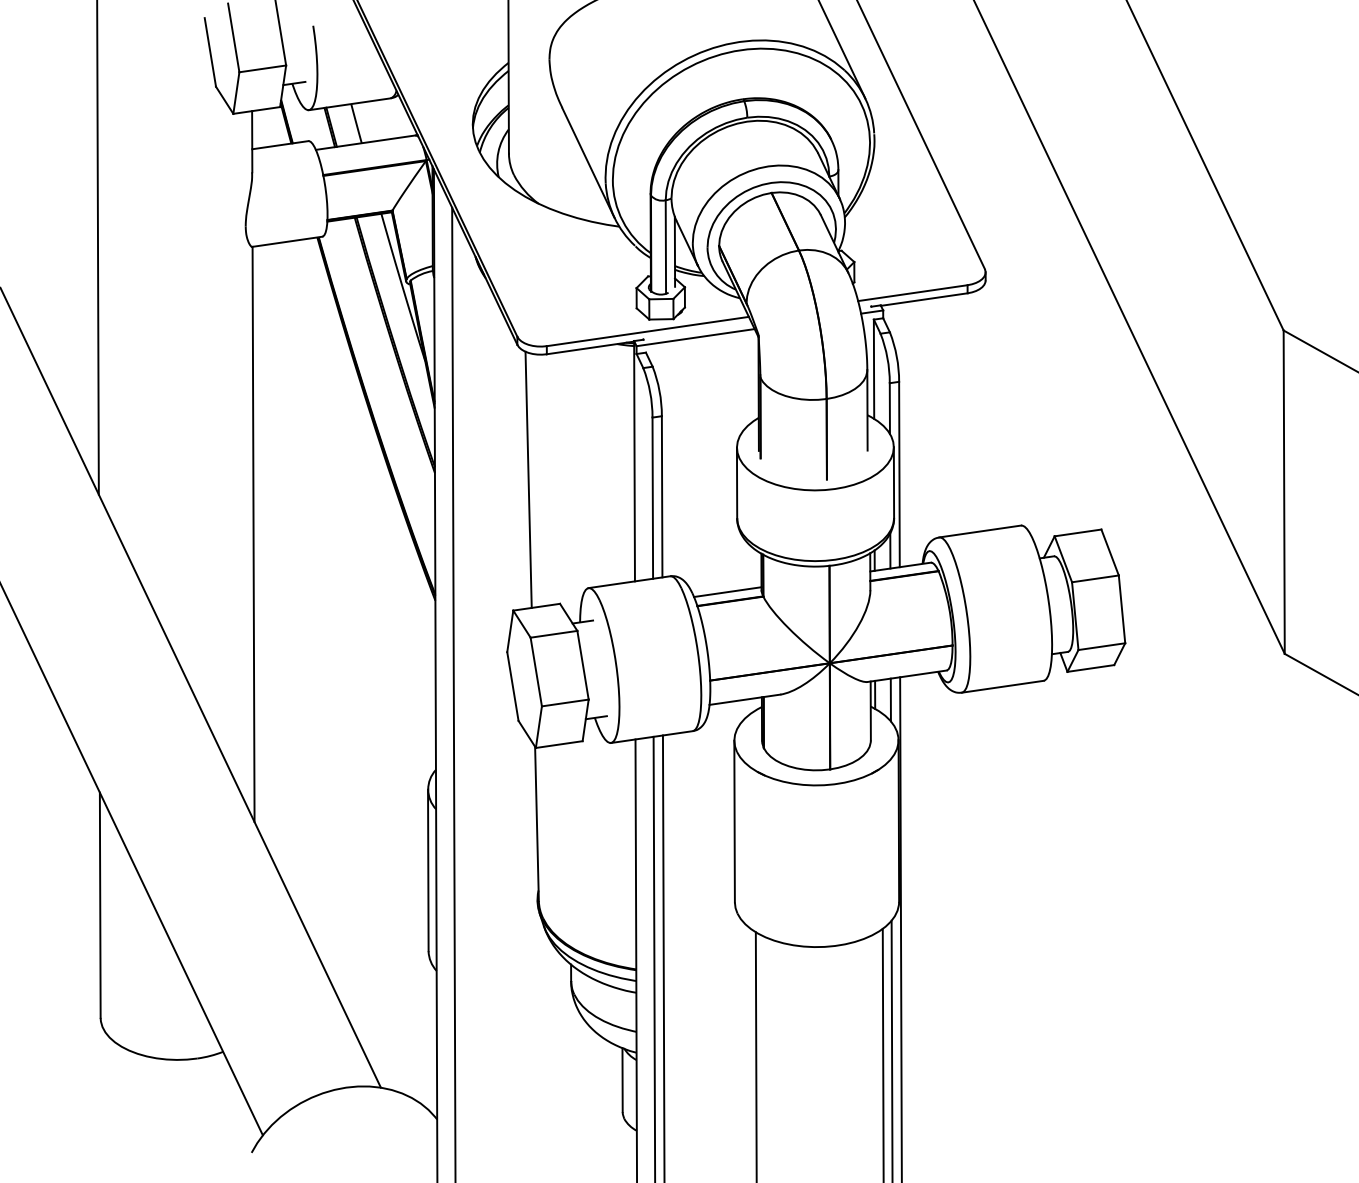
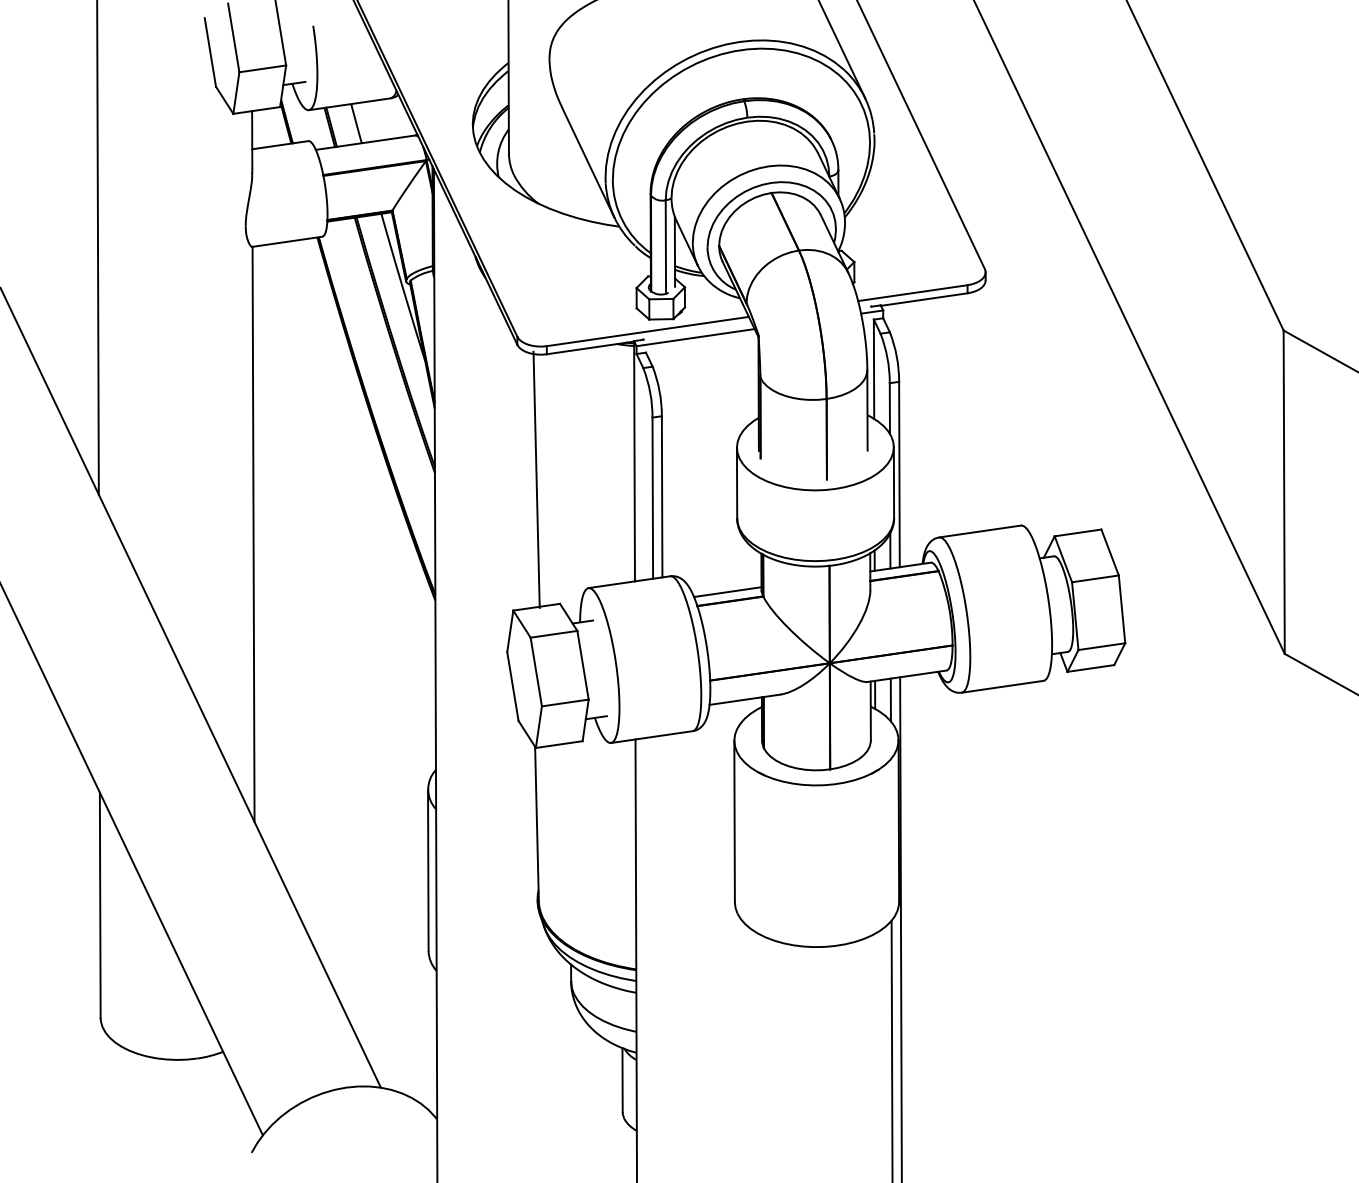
line position: (528, 479) -> (536, 479) (536, 479)
line: present -> none (453, 693)
line: present -> none (654, 957)
line: present -> none (663, 957)
line: present -> none (882, 1053)
line: present -> none (755, 1055)
